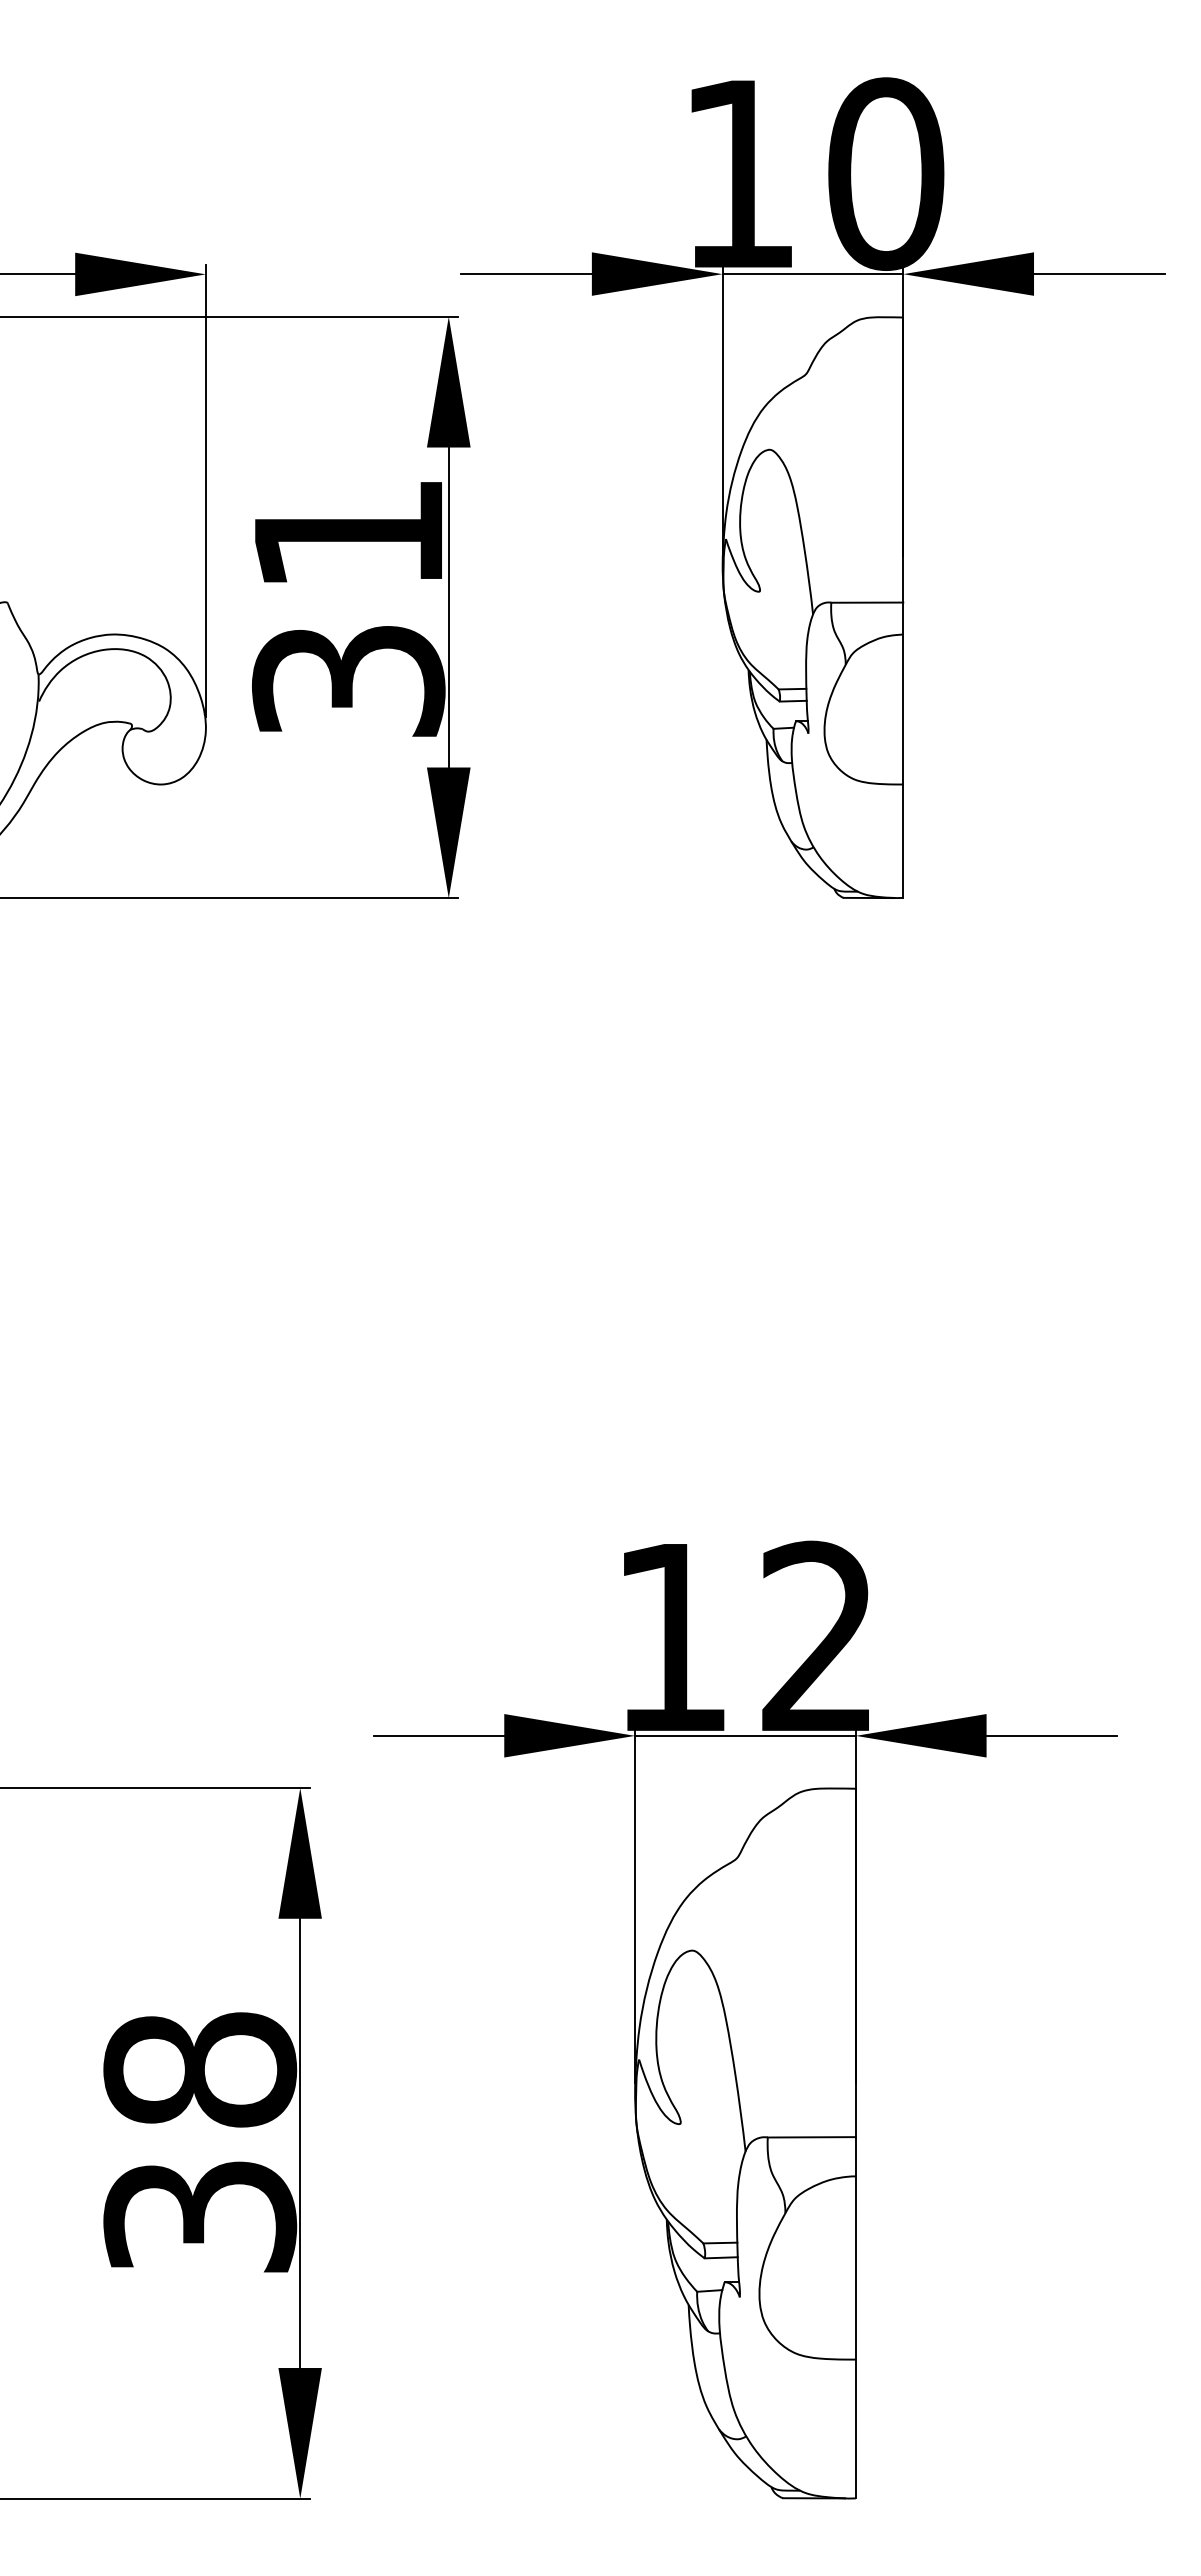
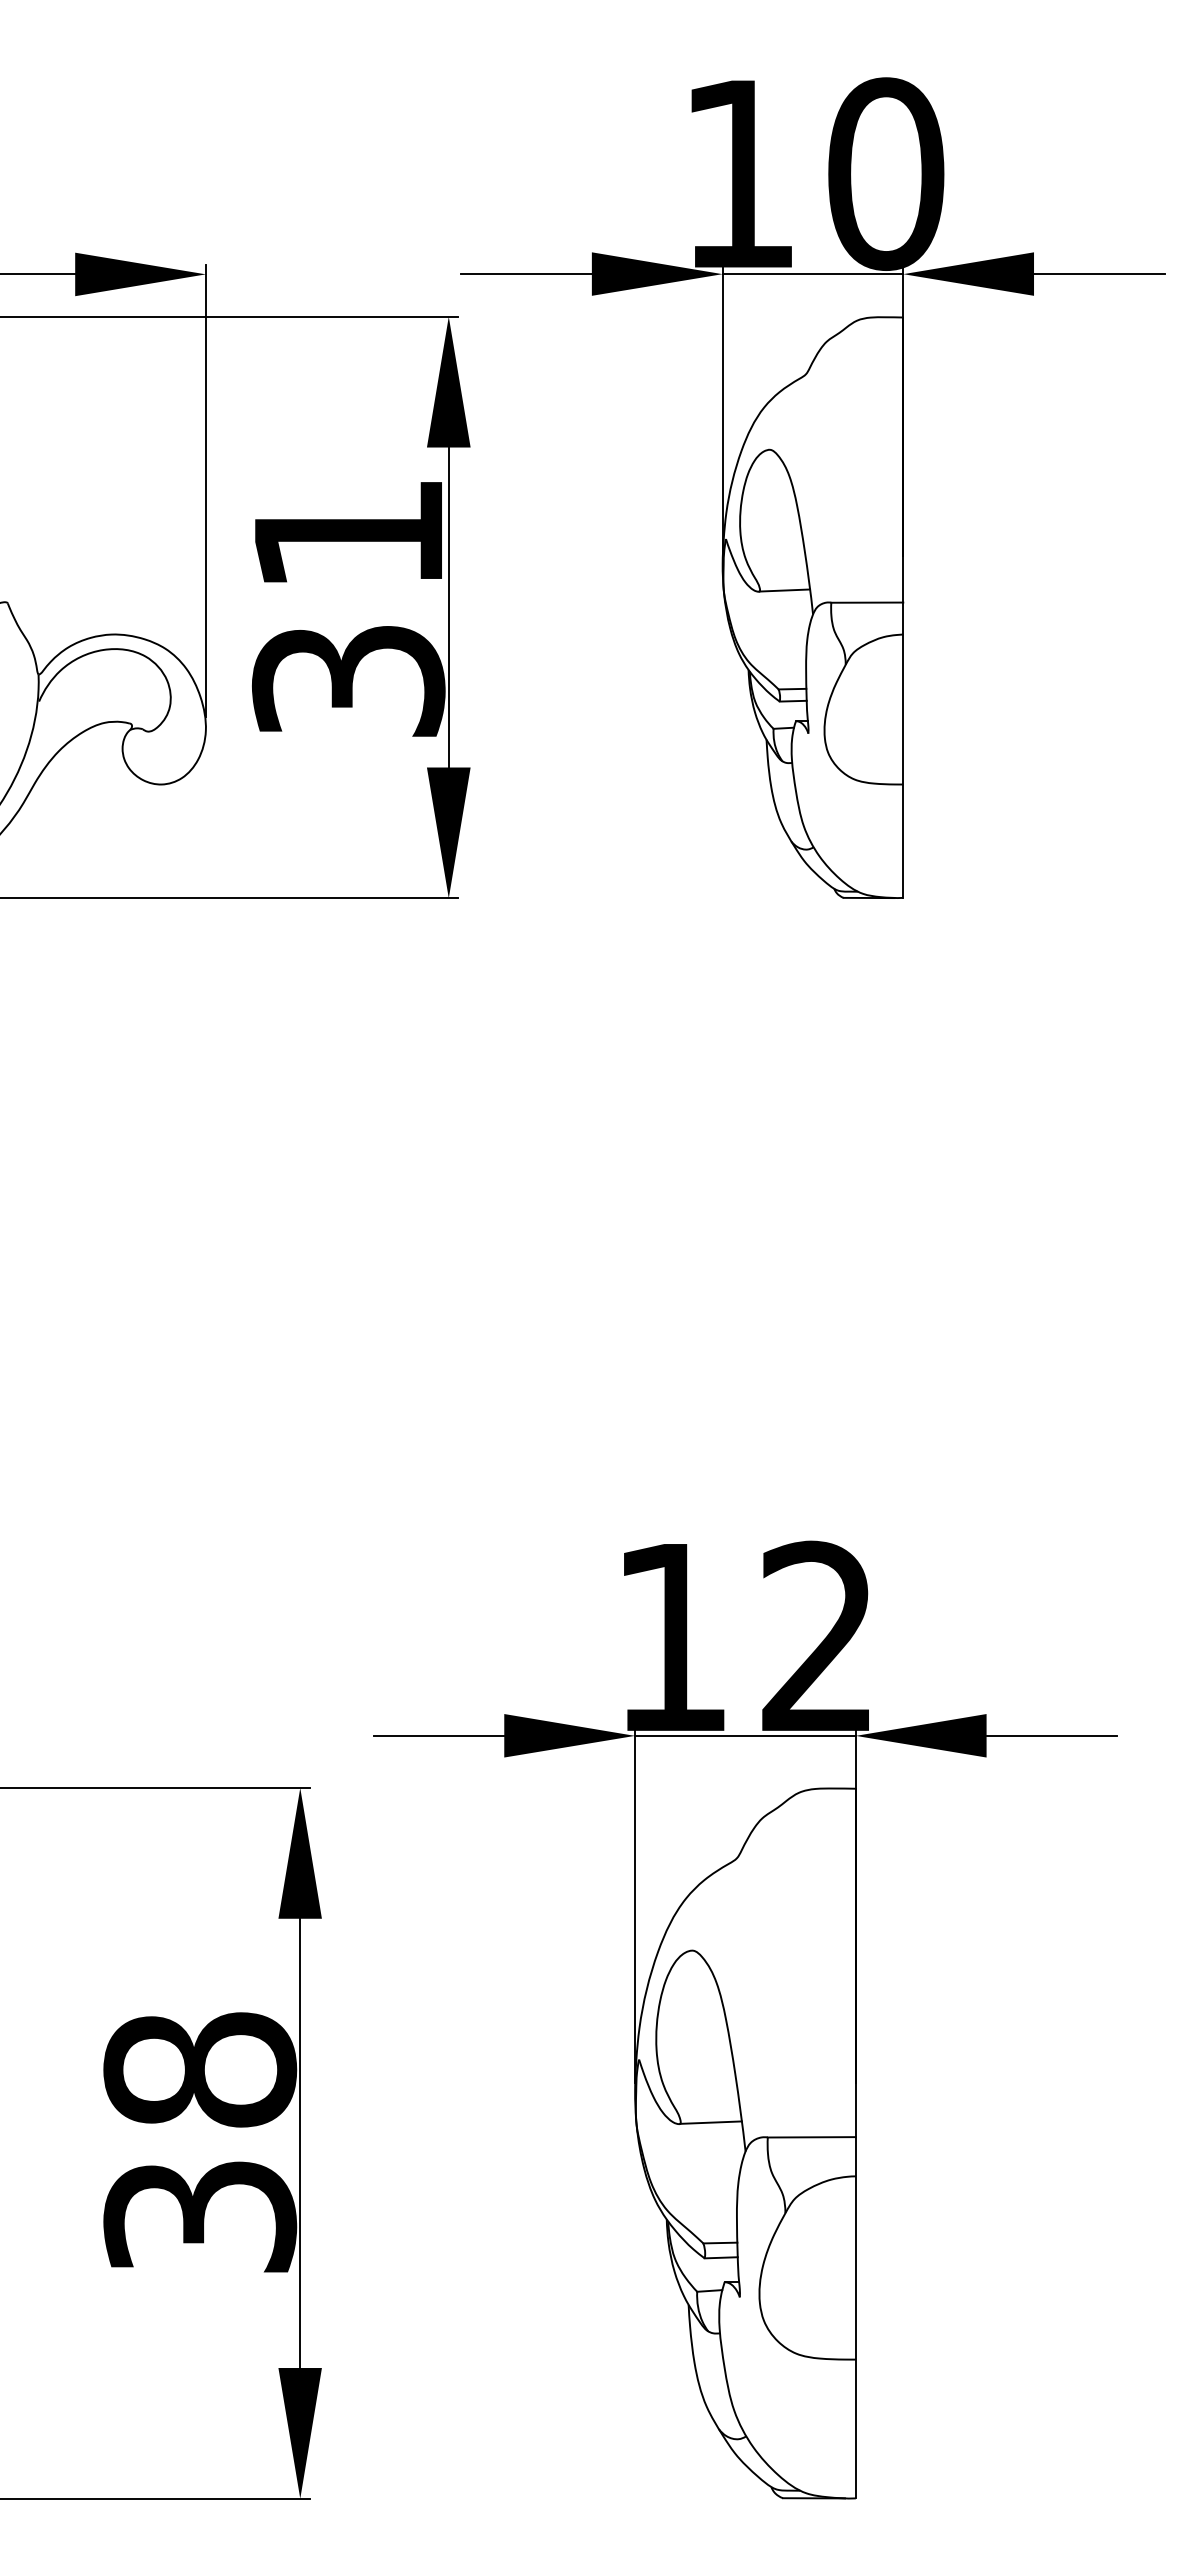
line: none -> present (784, 590)
line: none -> present (710, 2122)
